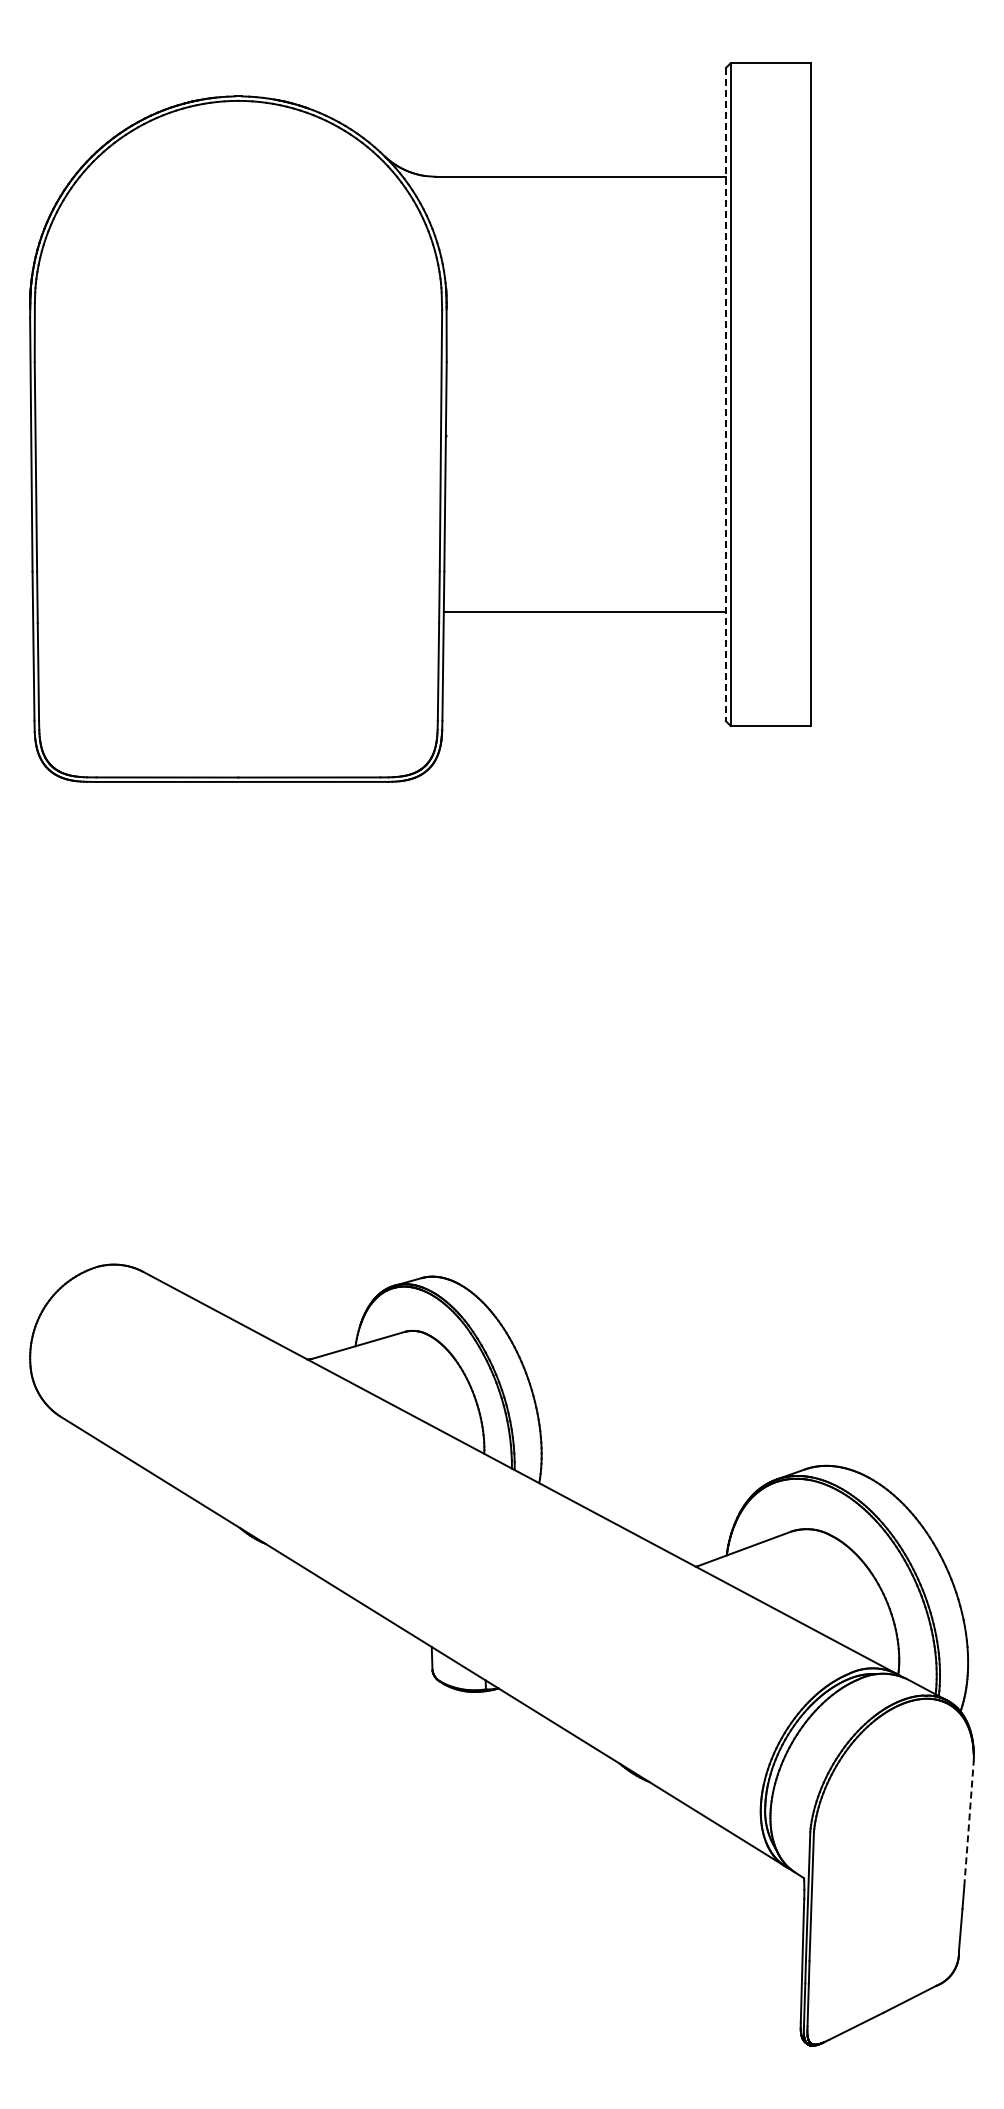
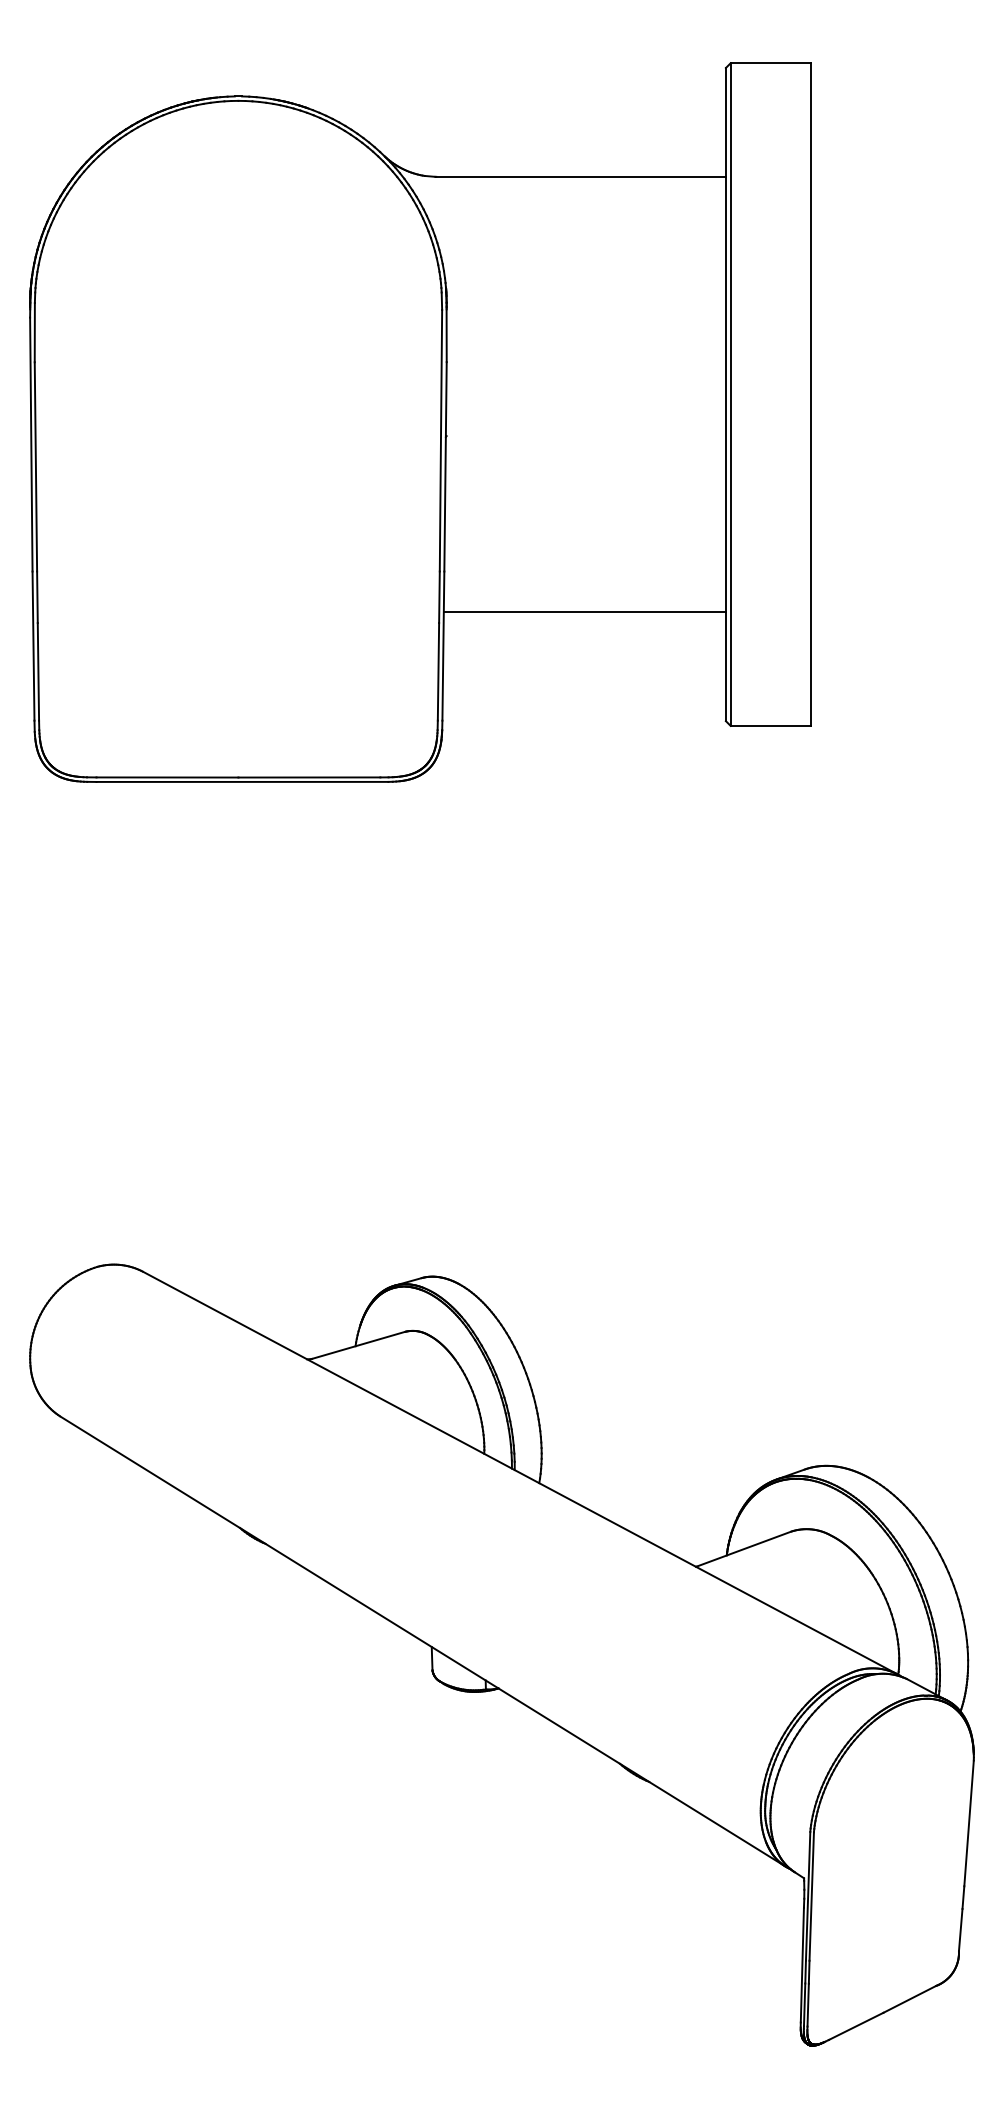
line: dashed -> solid (725, 394)
line: dashed -> solid (969, 1822)
